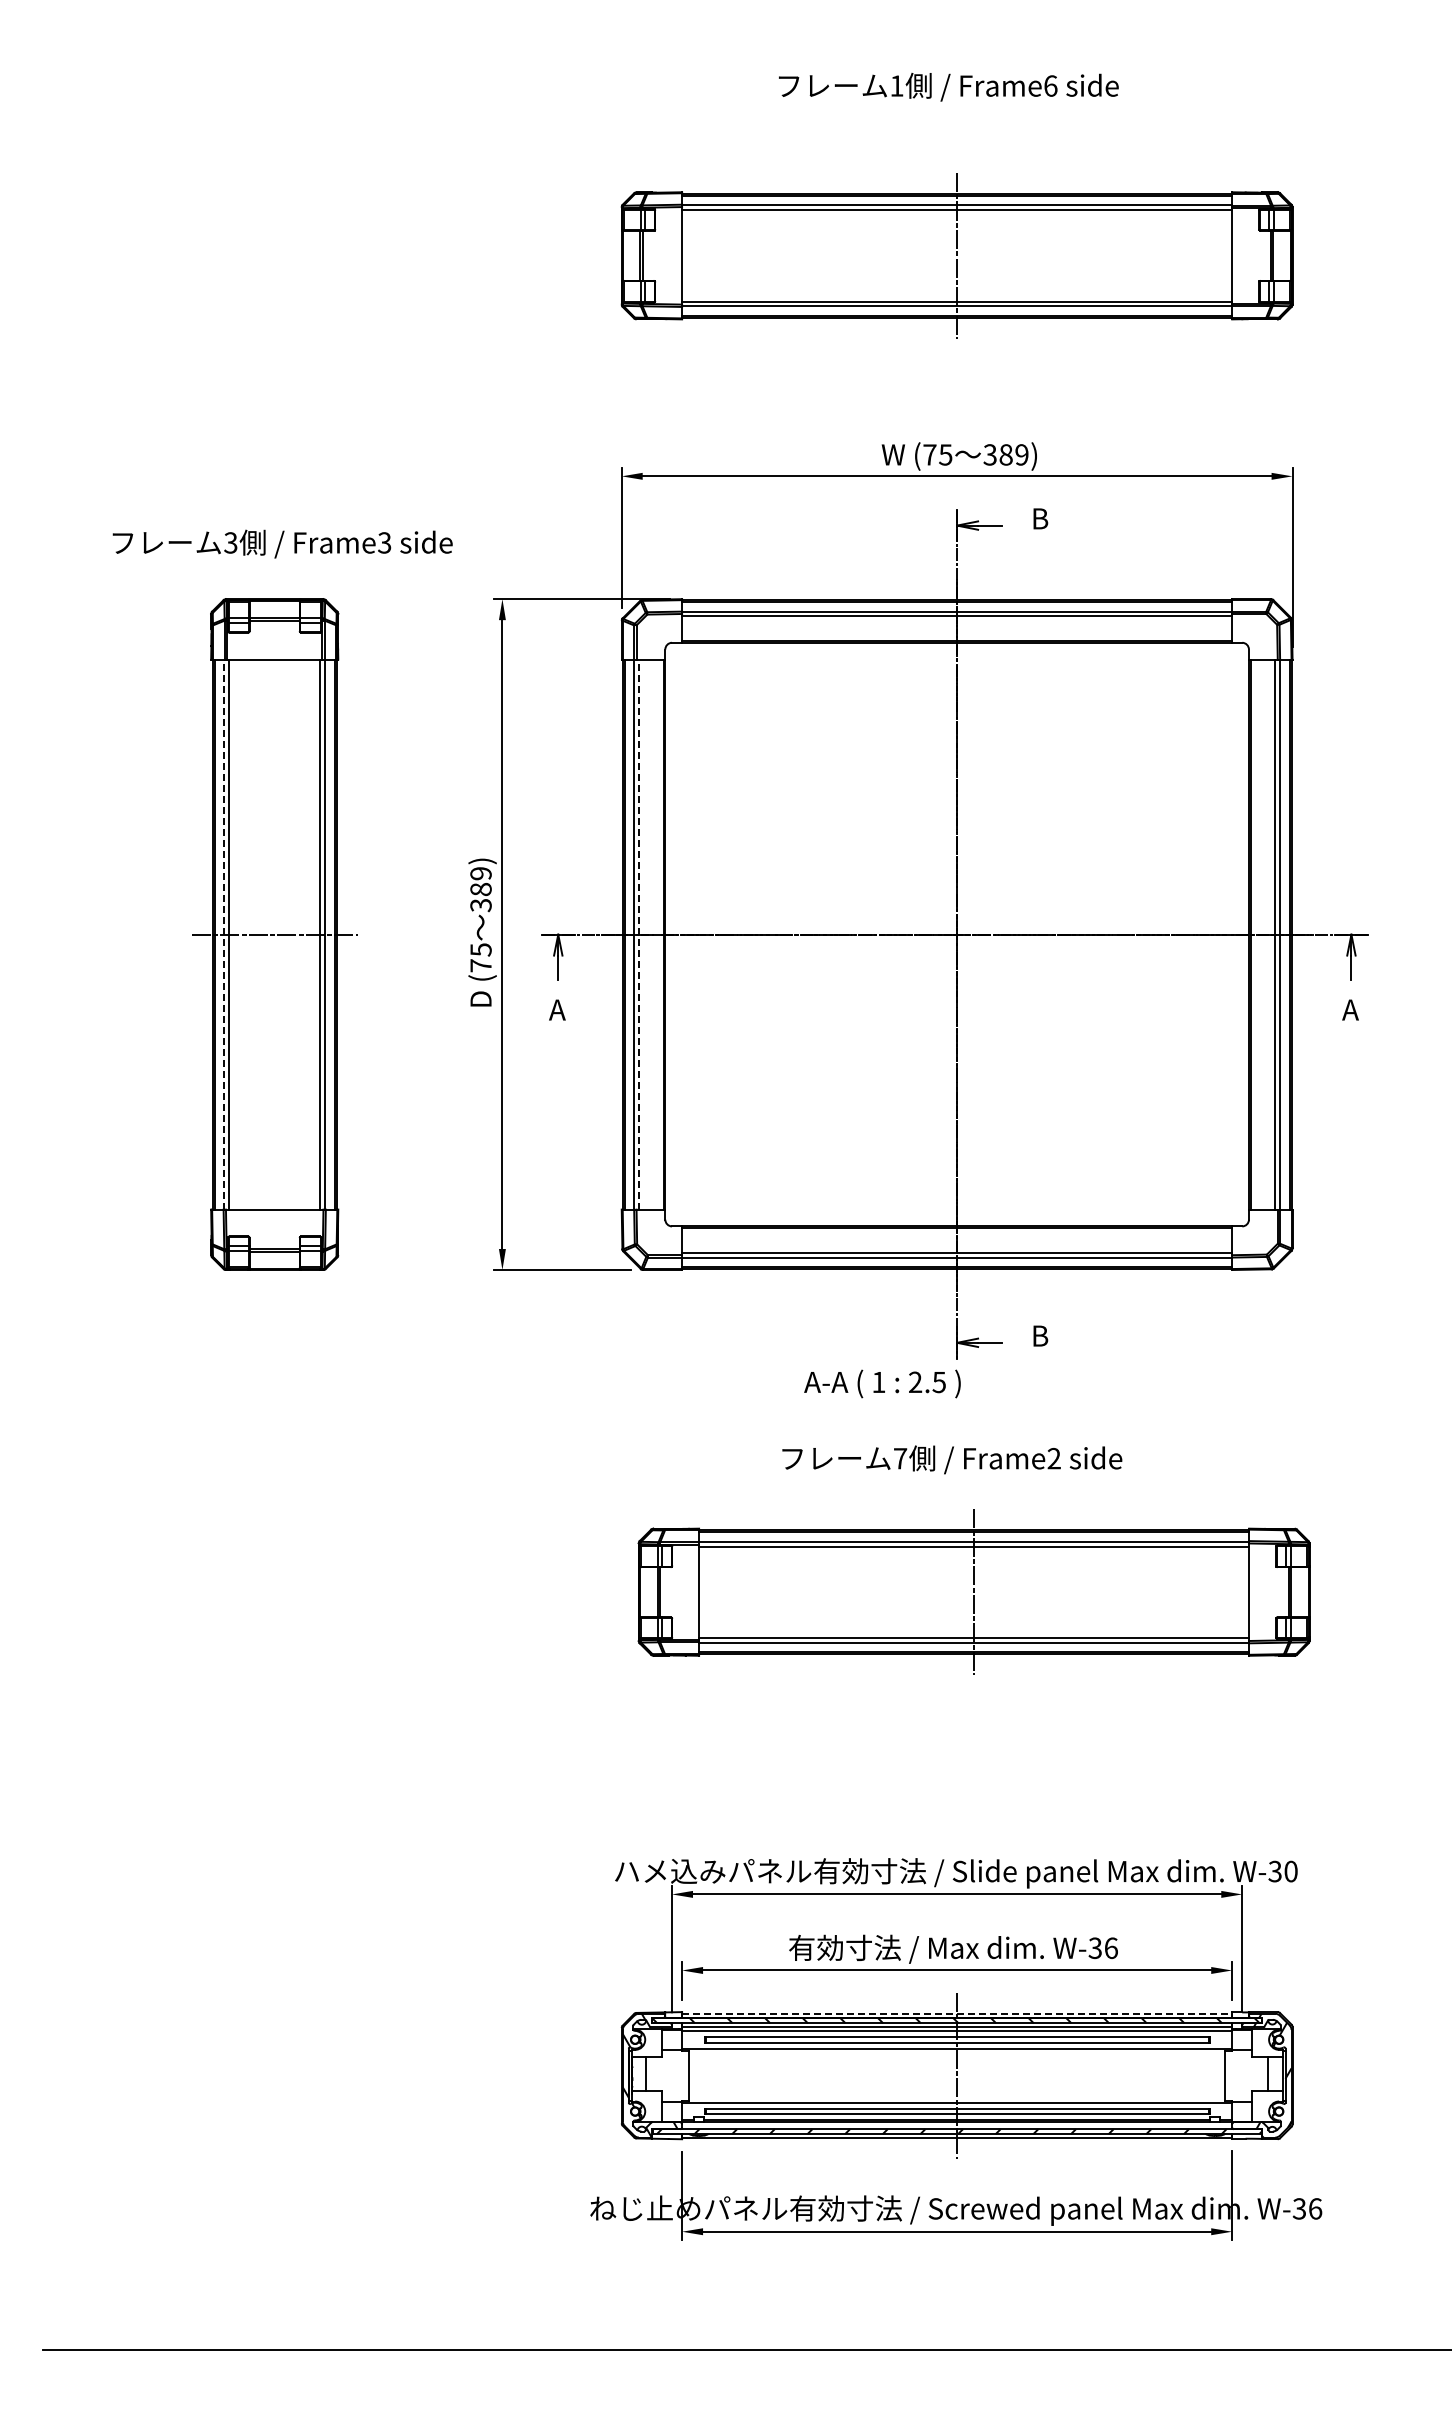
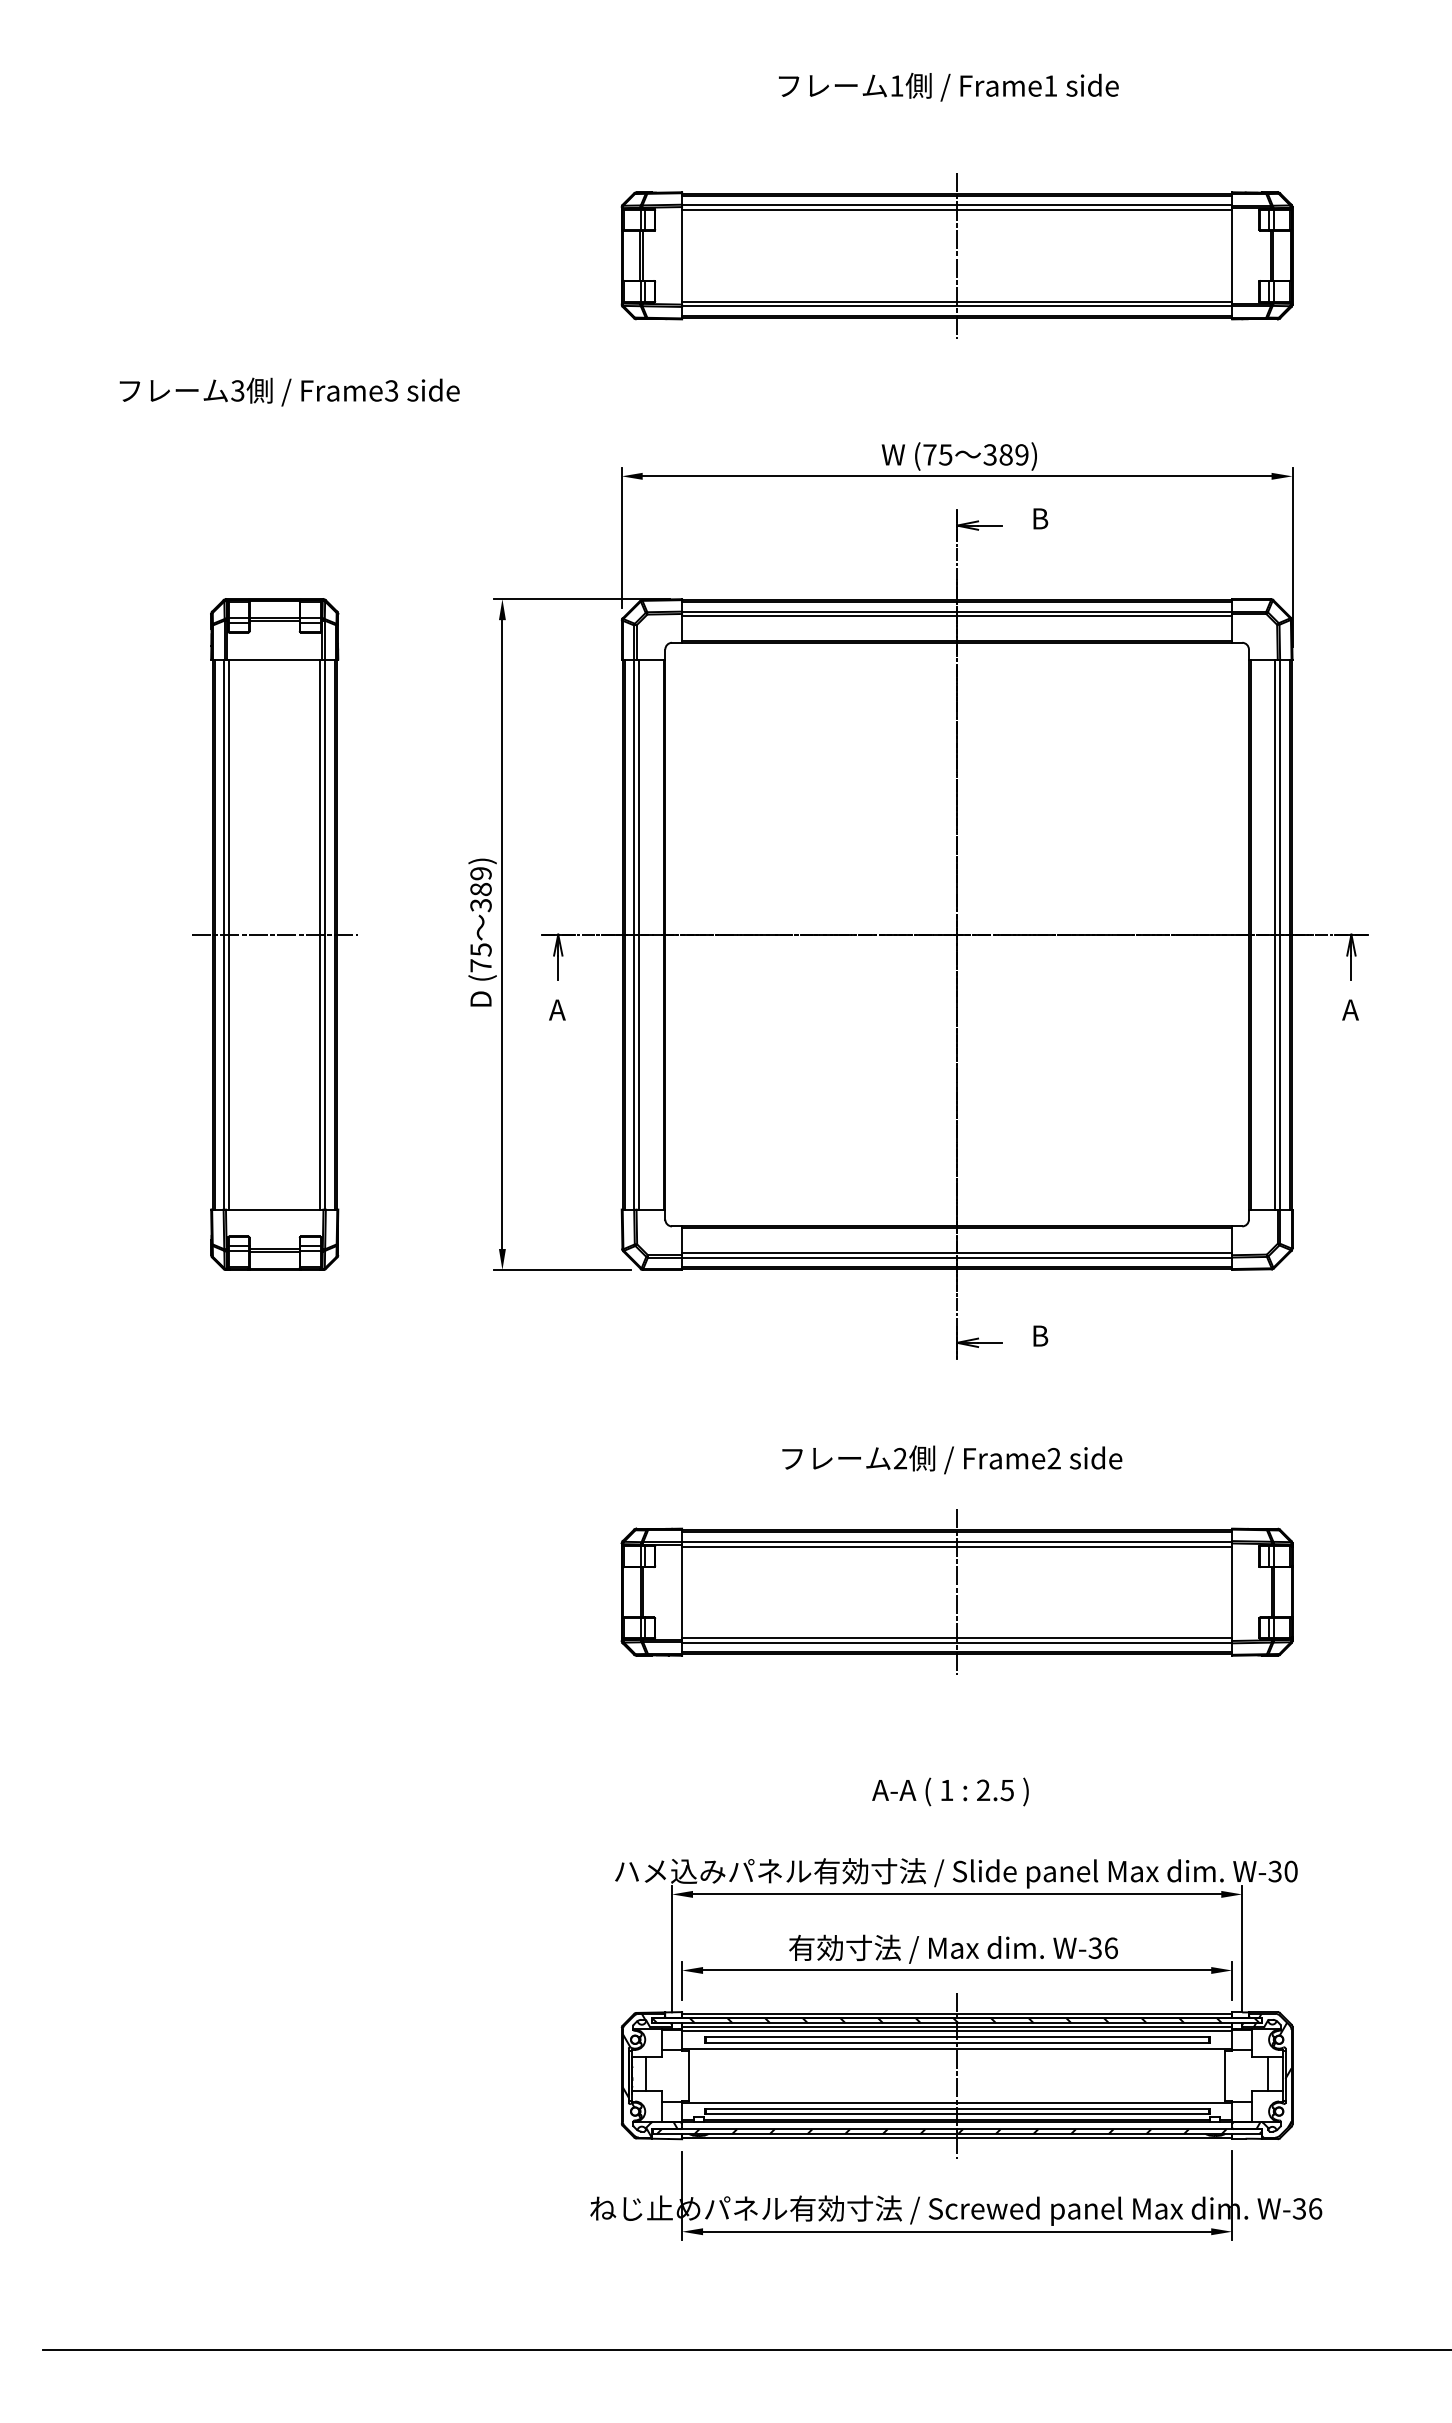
text: Frame6 -> Frame1 (1050, 85)
text position: (282, 543) -> (289, 391) (289, 391)
line: dashed -> solid (224, 934)
line: dashed -> solid (638, 934)
text position: (882, 1383) -> (950, 1791) (950, 1791)
text: 7 -> 2 (900, 1458)
part position: (973, 1591) -> (956, 1591) (956, 1591)
line: dashed -> solid (957, 2013)
